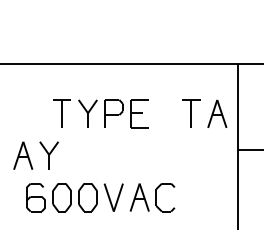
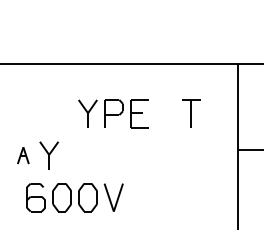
part: present -> none (61, 113)
part: present -> none (217, 113)
part size: 21x29 px -> 13x18 px (23, 155)
part: present -> none (152, 197)
